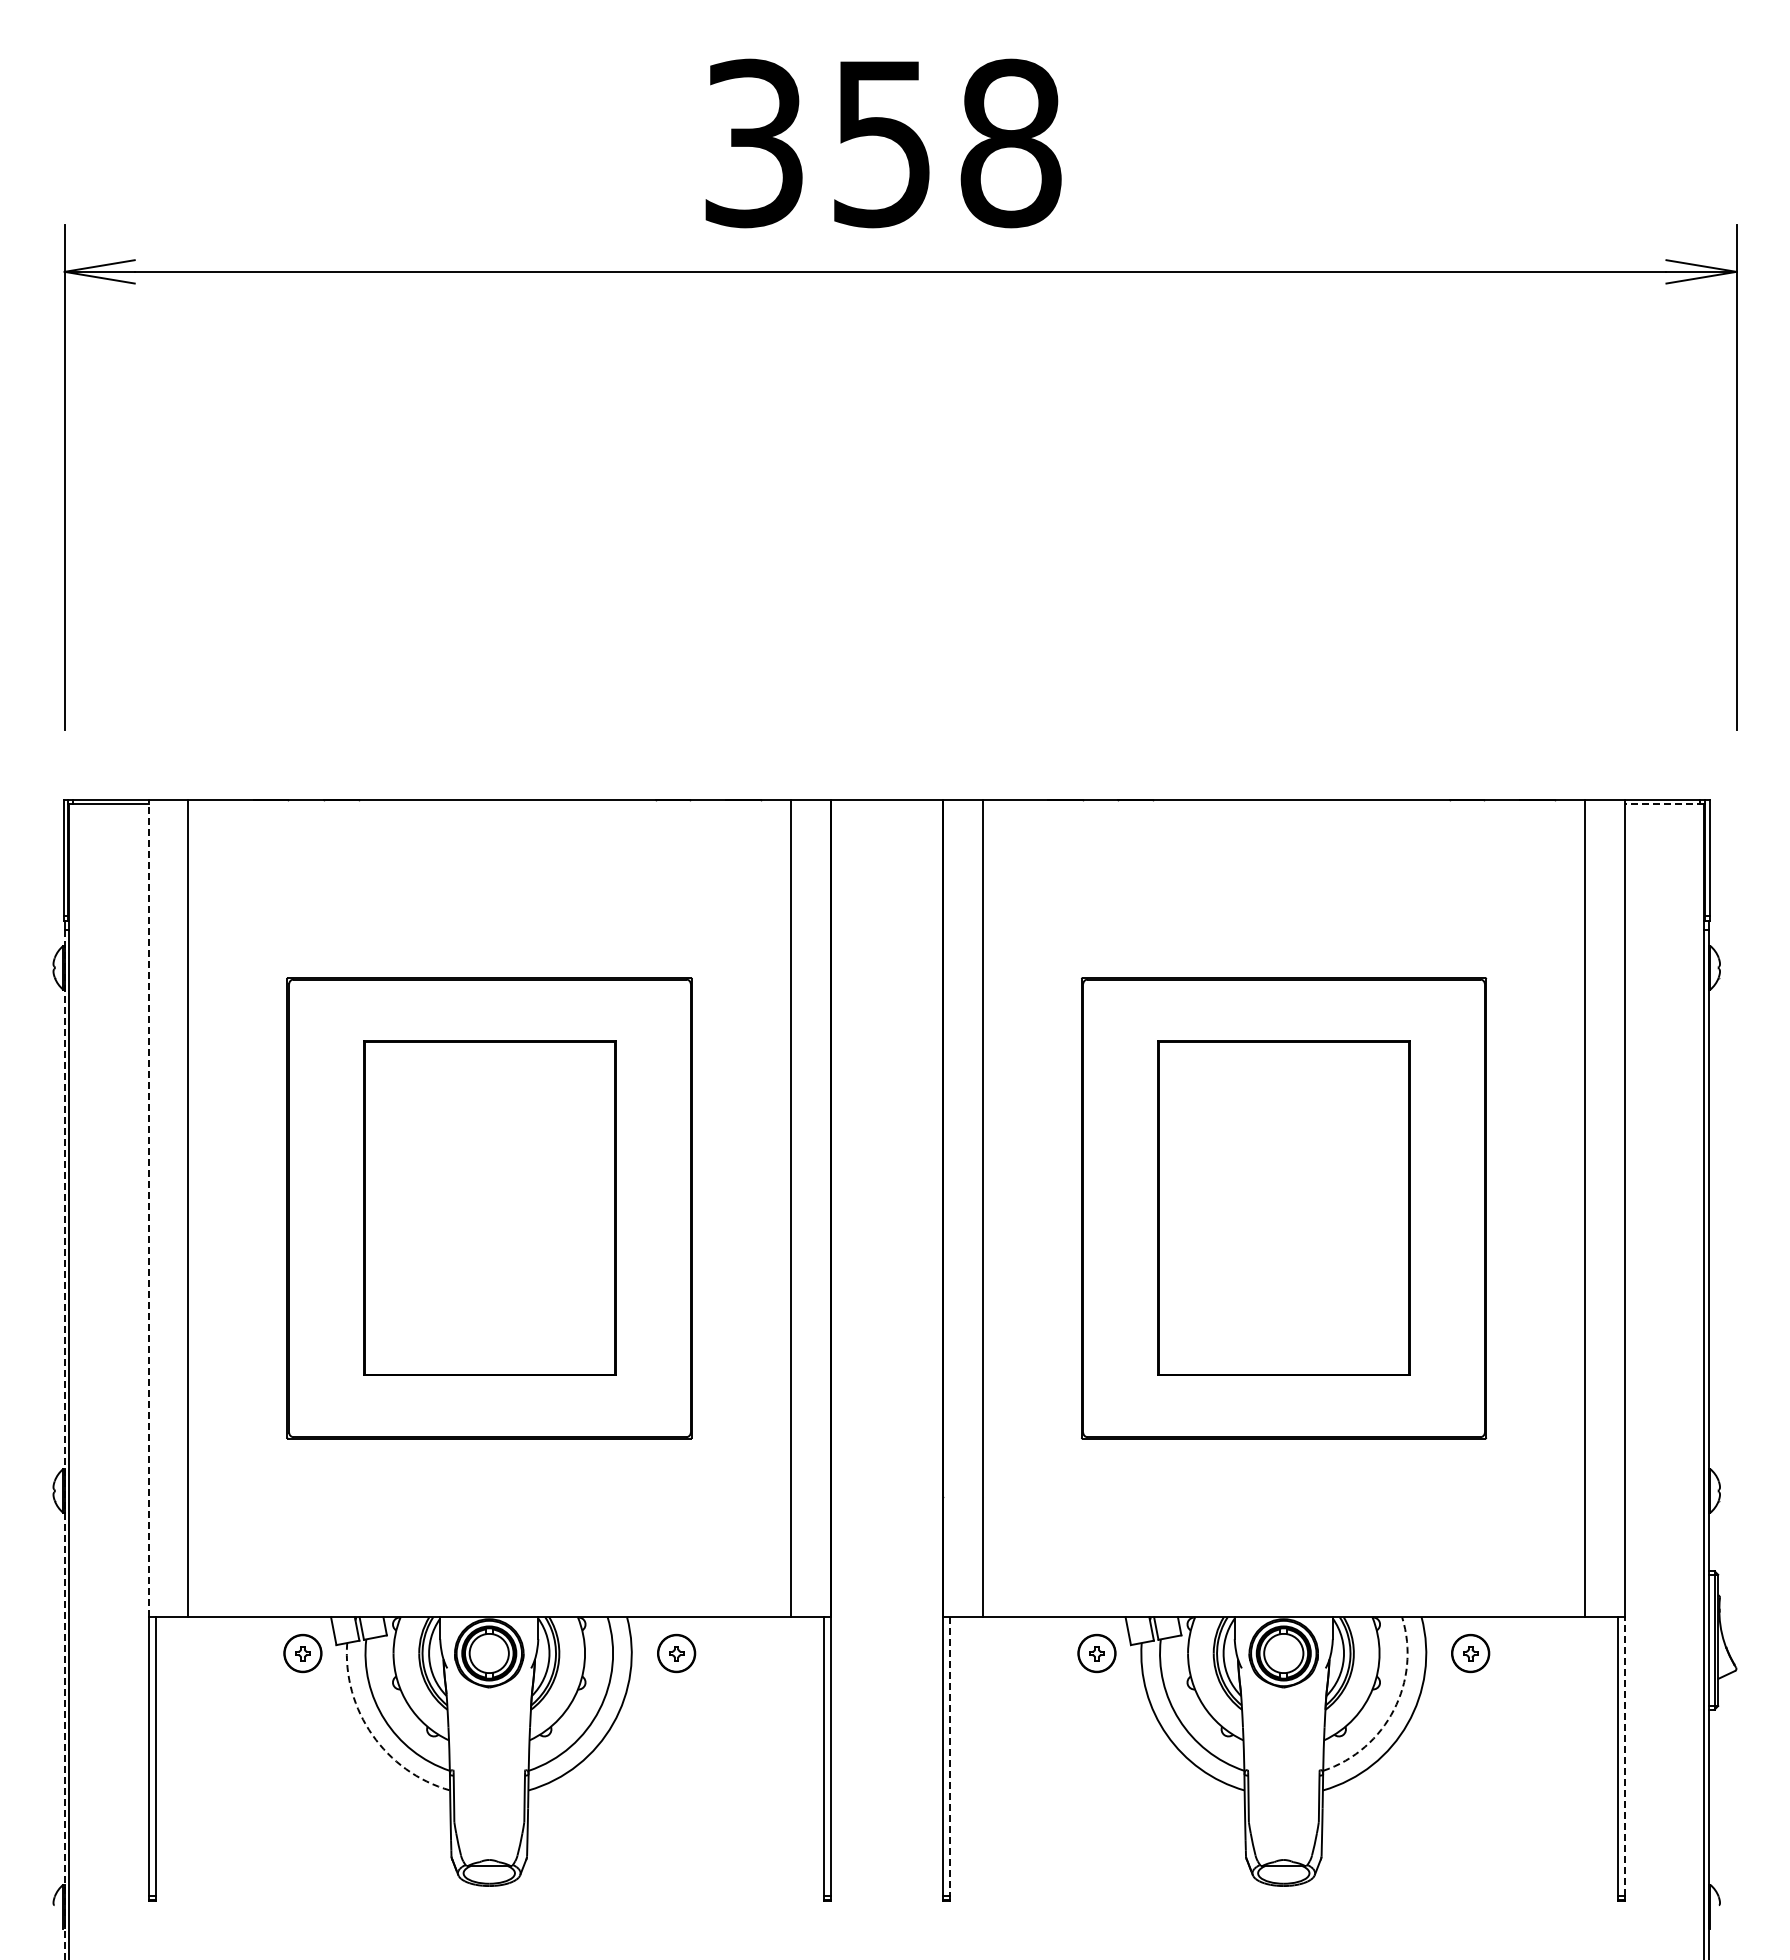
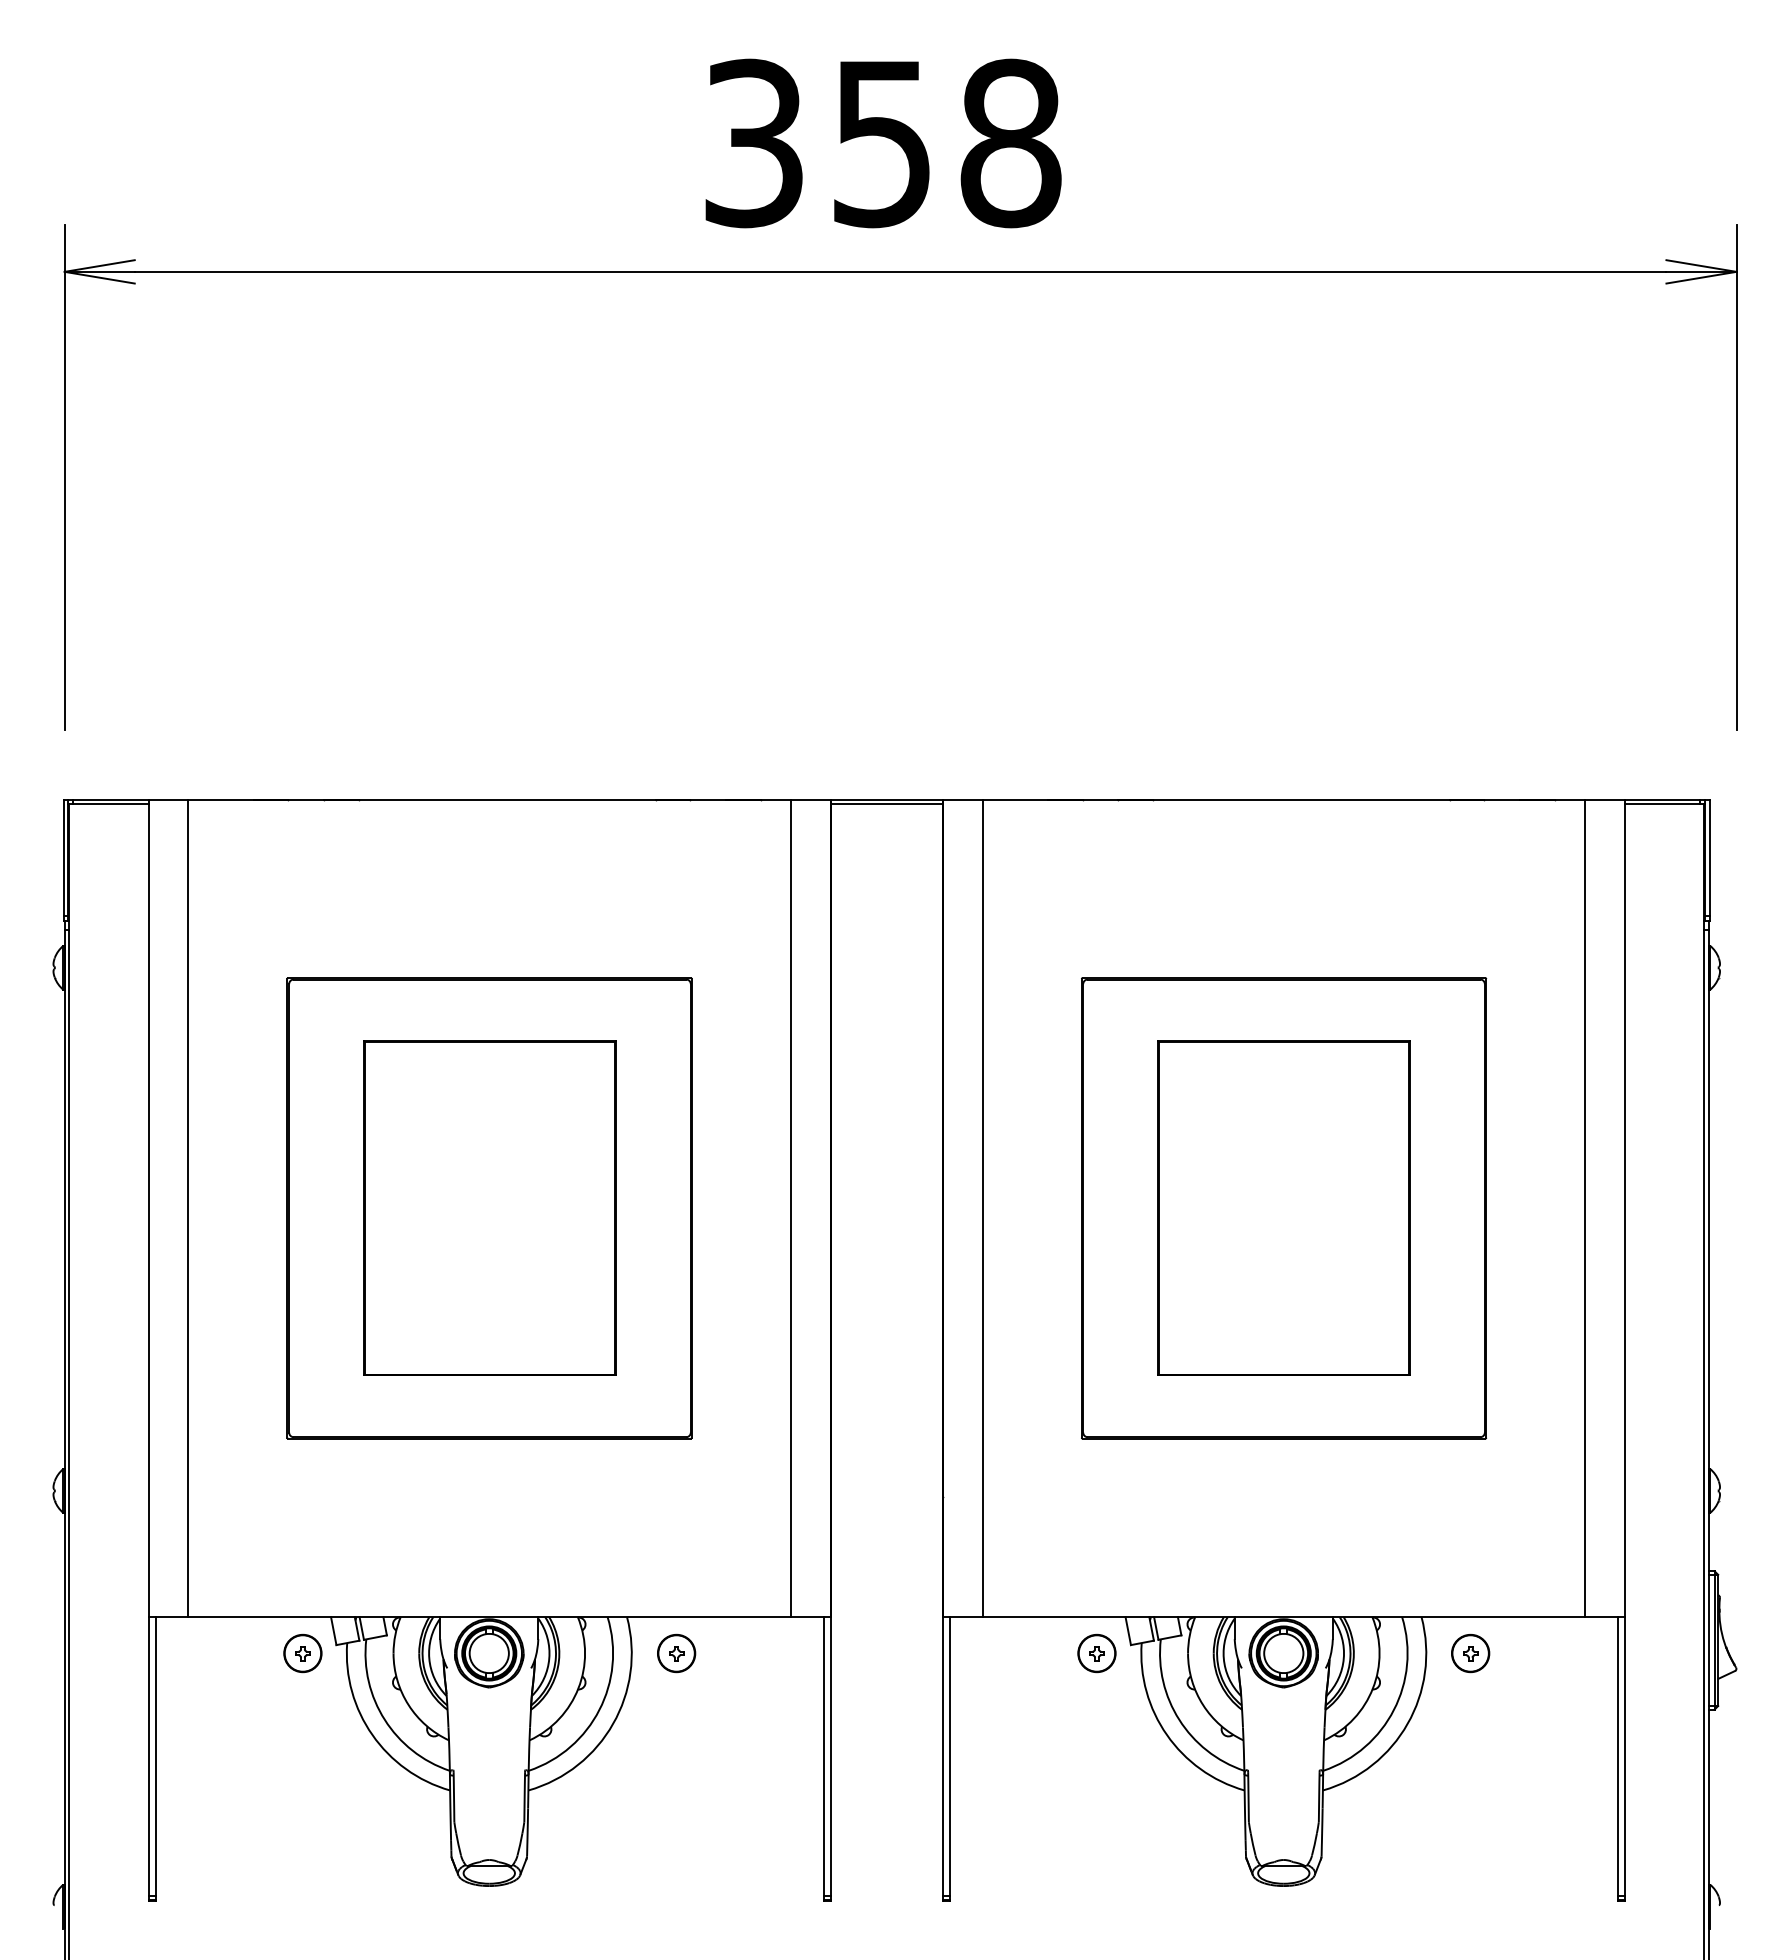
line: none -> present (886, 804)
line: dashed -> solid (1664, 804)
line: dashed -> solid (148, 1208)
line: dashed -> solid (64, 1444)
arc: dashed -> solid (1393, 1709)
arc: dashed -> solid (372, 1735)
line: dashed -> solid (1624, 1756)
line: dashed -> solid (949, 1757)
